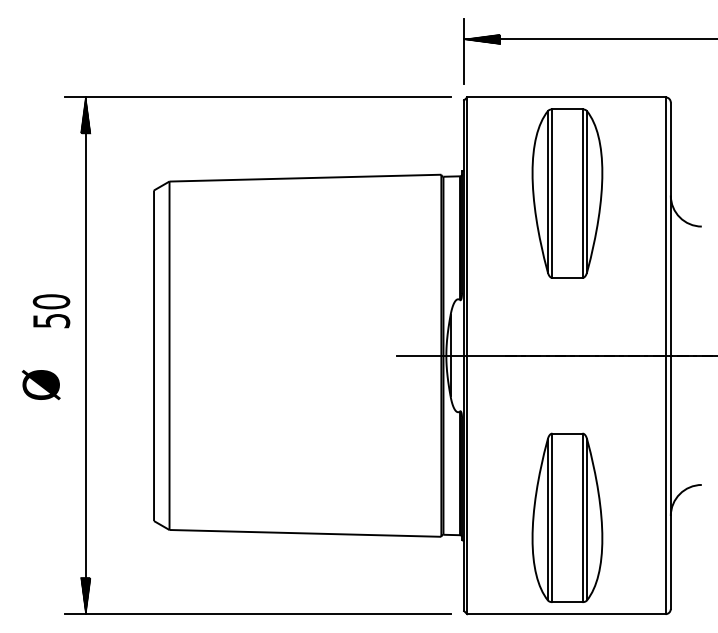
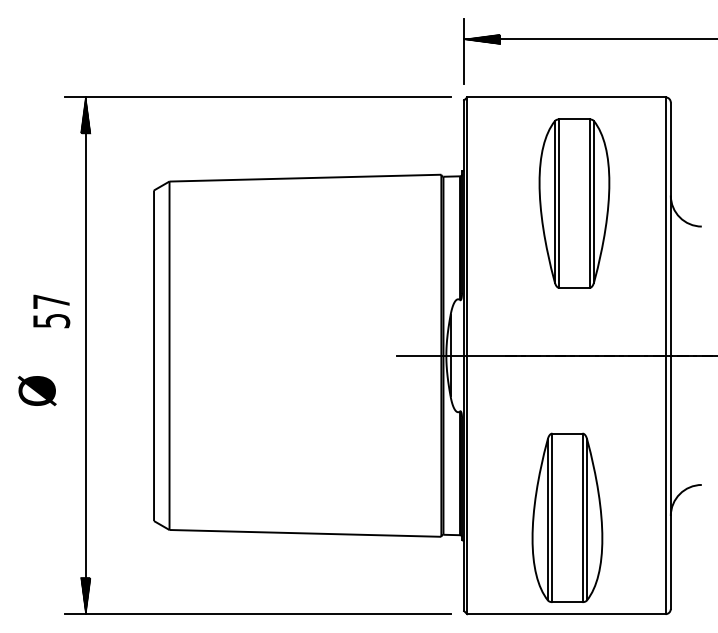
part position: (567, 193) -> (574, 203) (574, 203)
text: 50 -> 57 (51, 301)
text position: (40, 385) -> (36, 391) (36, 391)
